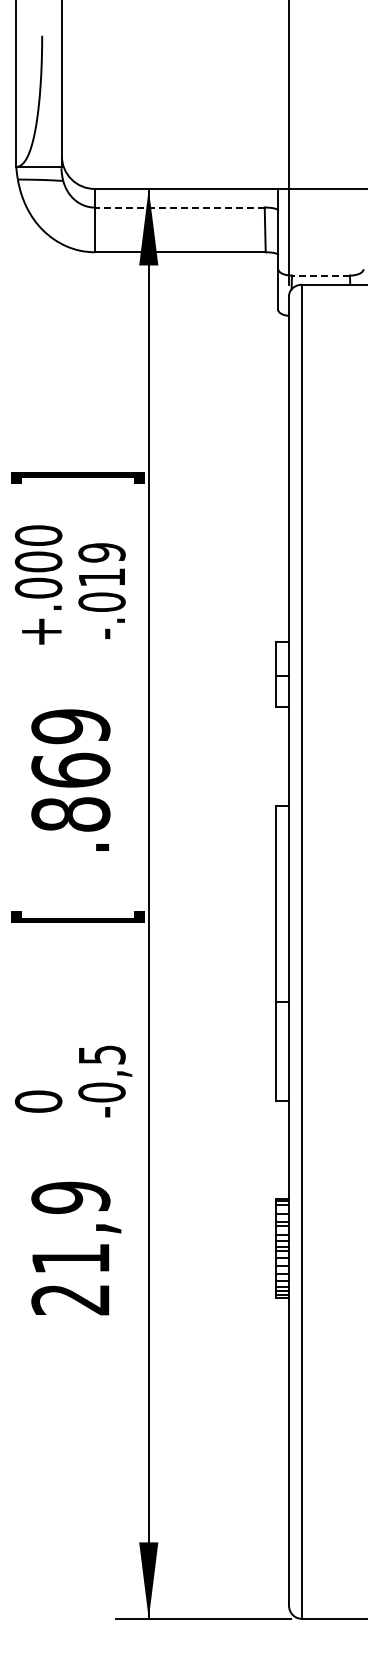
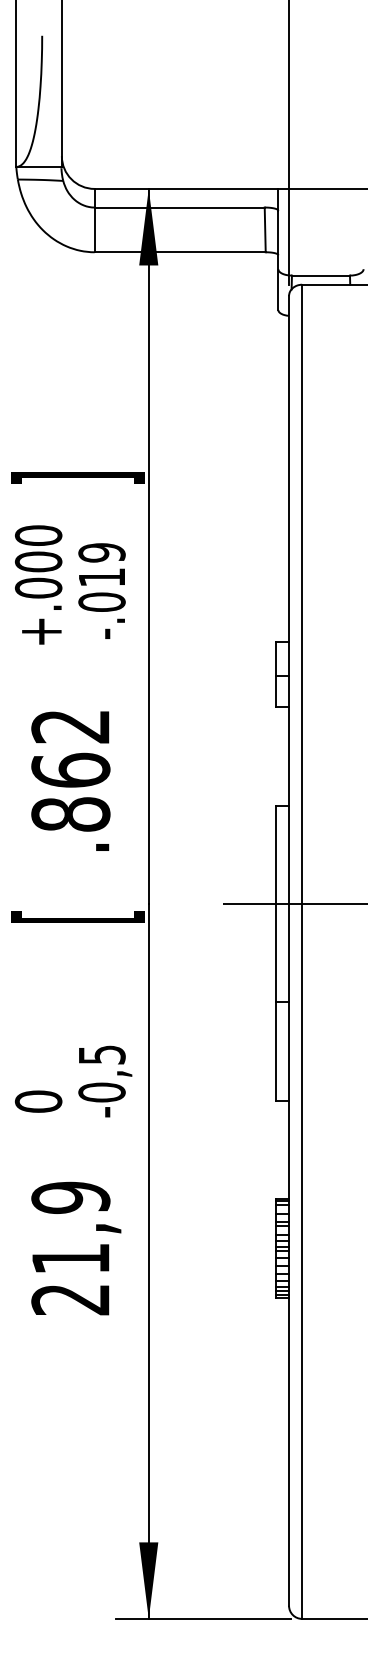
line: dashed -> solid (179, 207)
line: dashed -> solid (320, 275)
text: .869 -> .862 (70, 726)
line: none -> present (293, 903)
